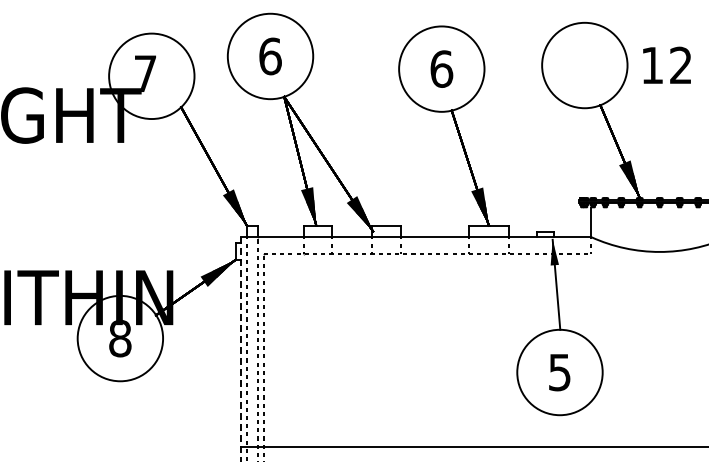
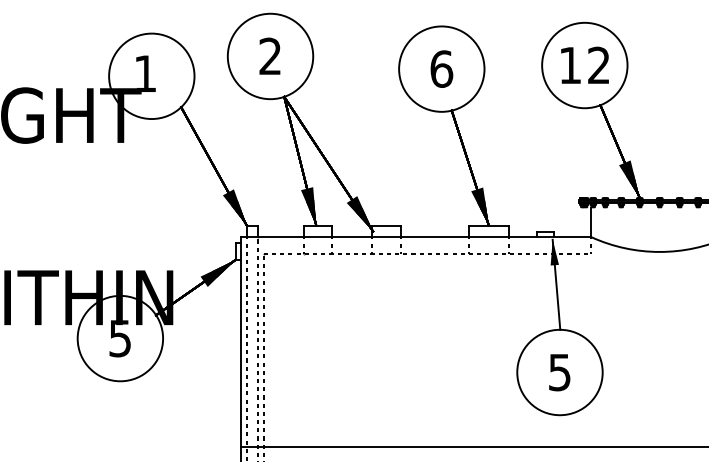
text: 6 -> 2 (270, 56)
text position: (666, 64) -> (584, 64) (584, 64)
text: 7 -> 1 (145, 73)
text: 8 -> 5 (120, 338)
line: dashed -> solid (241, 350)
